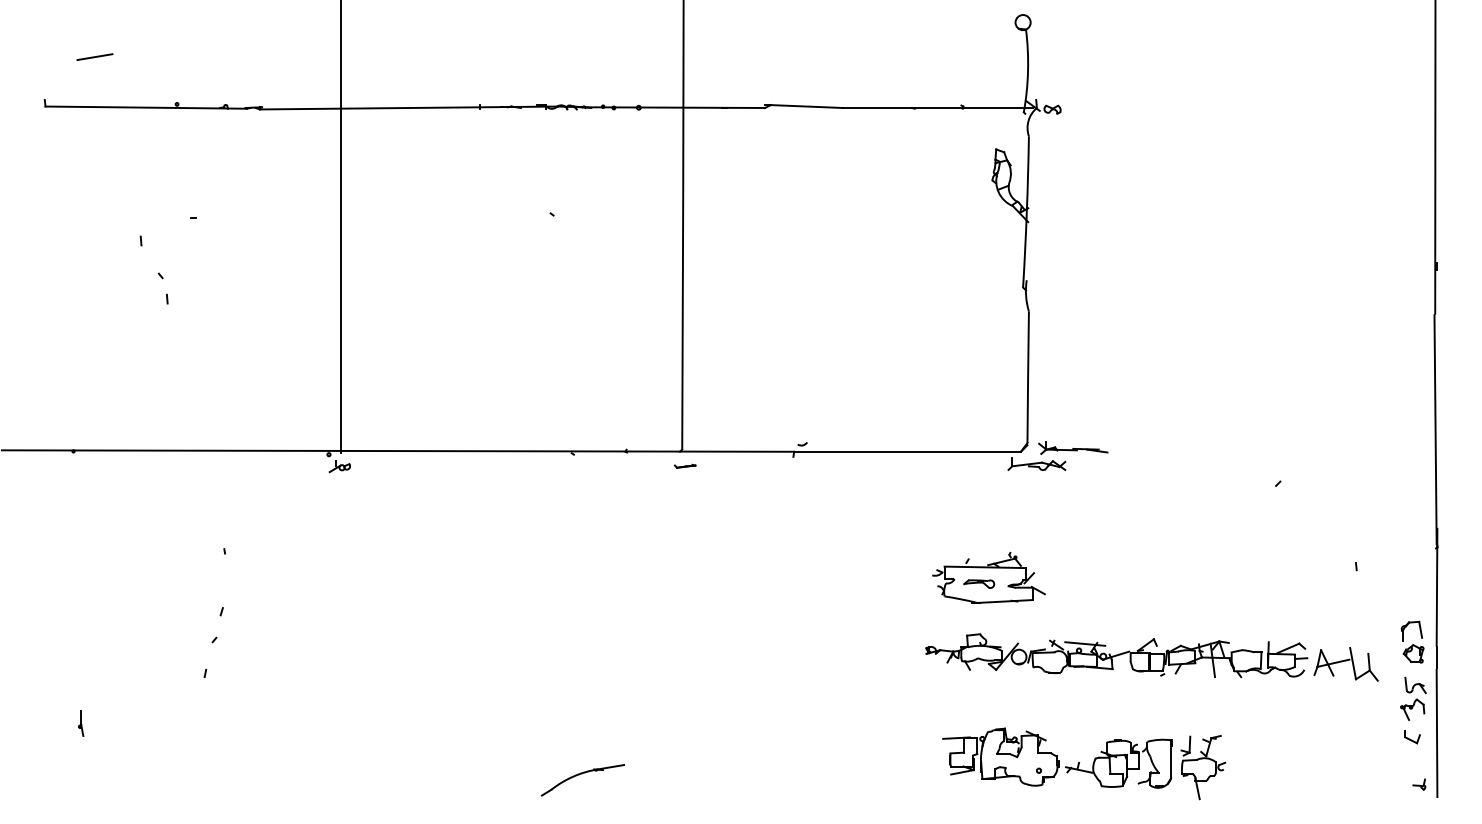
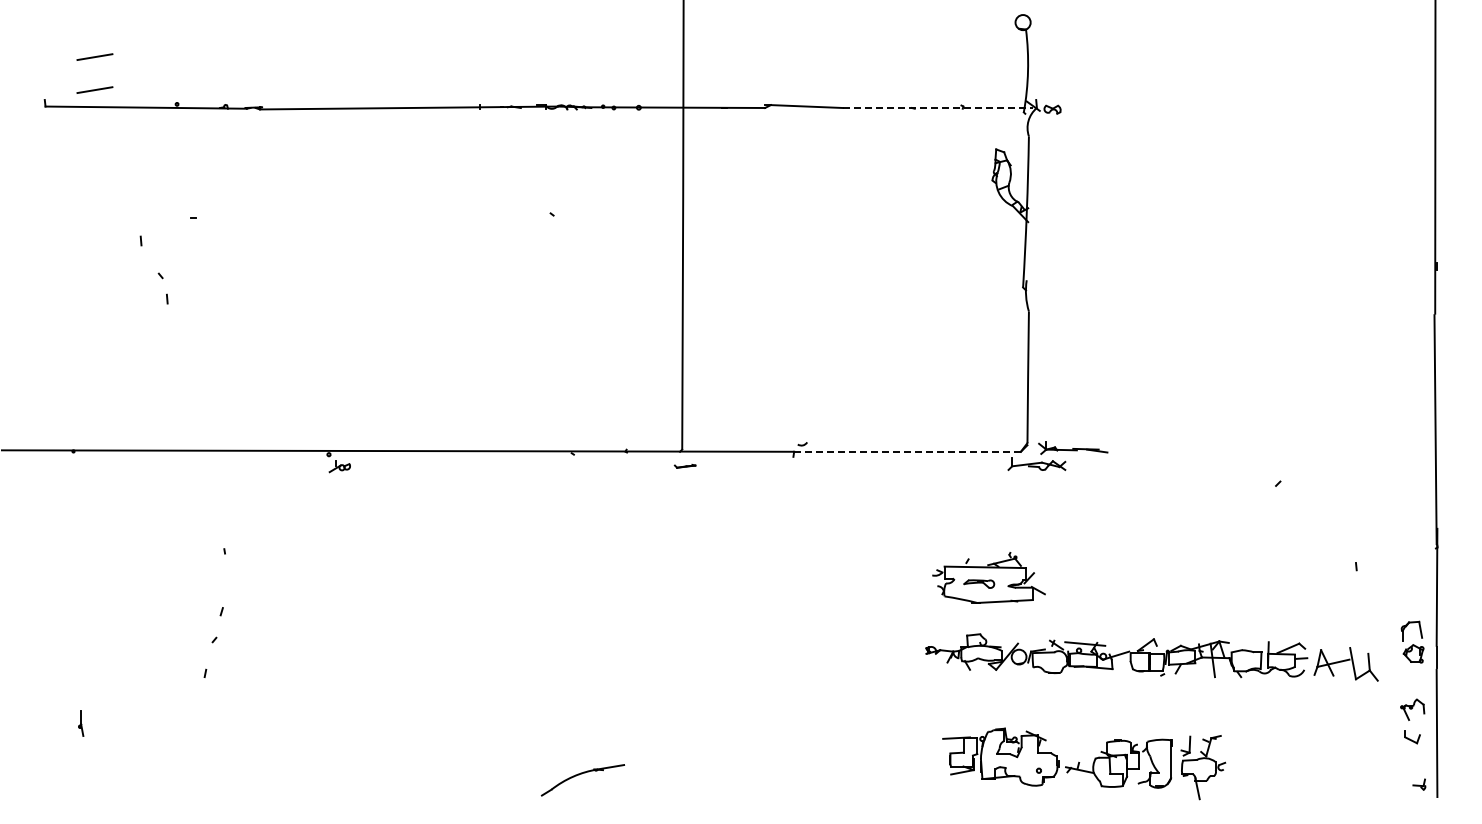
line: none -> present (94, 89)
line: solid -> dashed (938, 108)
line: present -> none (340, 227)
line: solid -> dashed (908, 451)
part: present -> none (1415, 685)
